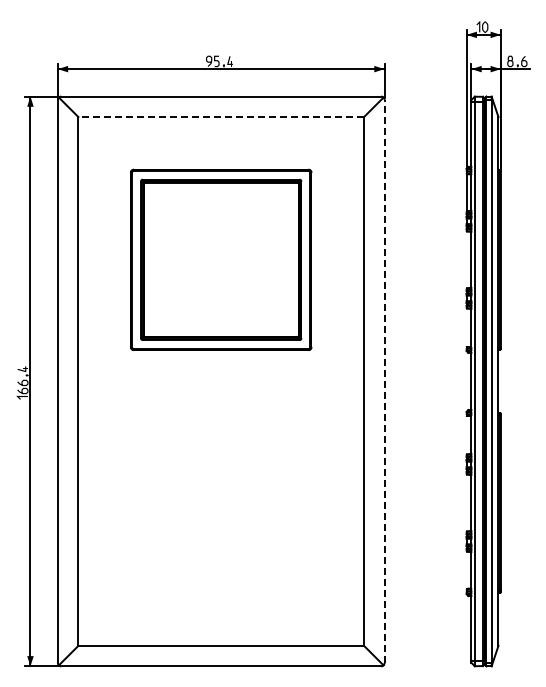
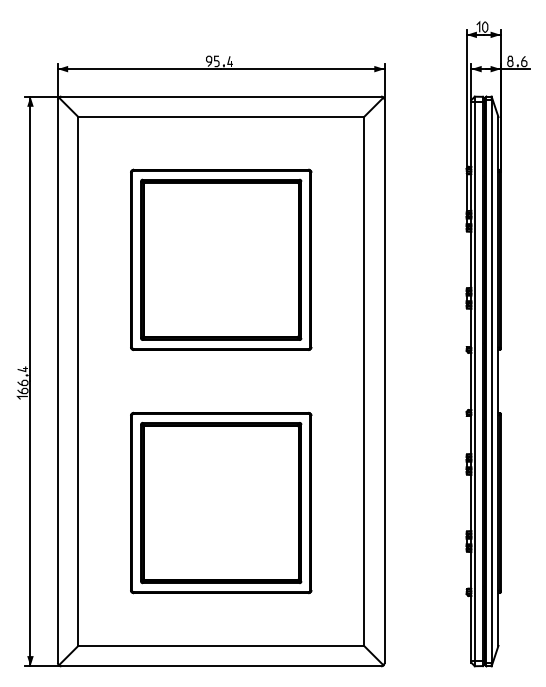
line: dashed -> solid (221, 117)
line: dashed -> solid (384, 380)
part: none -> present (221, 502)
